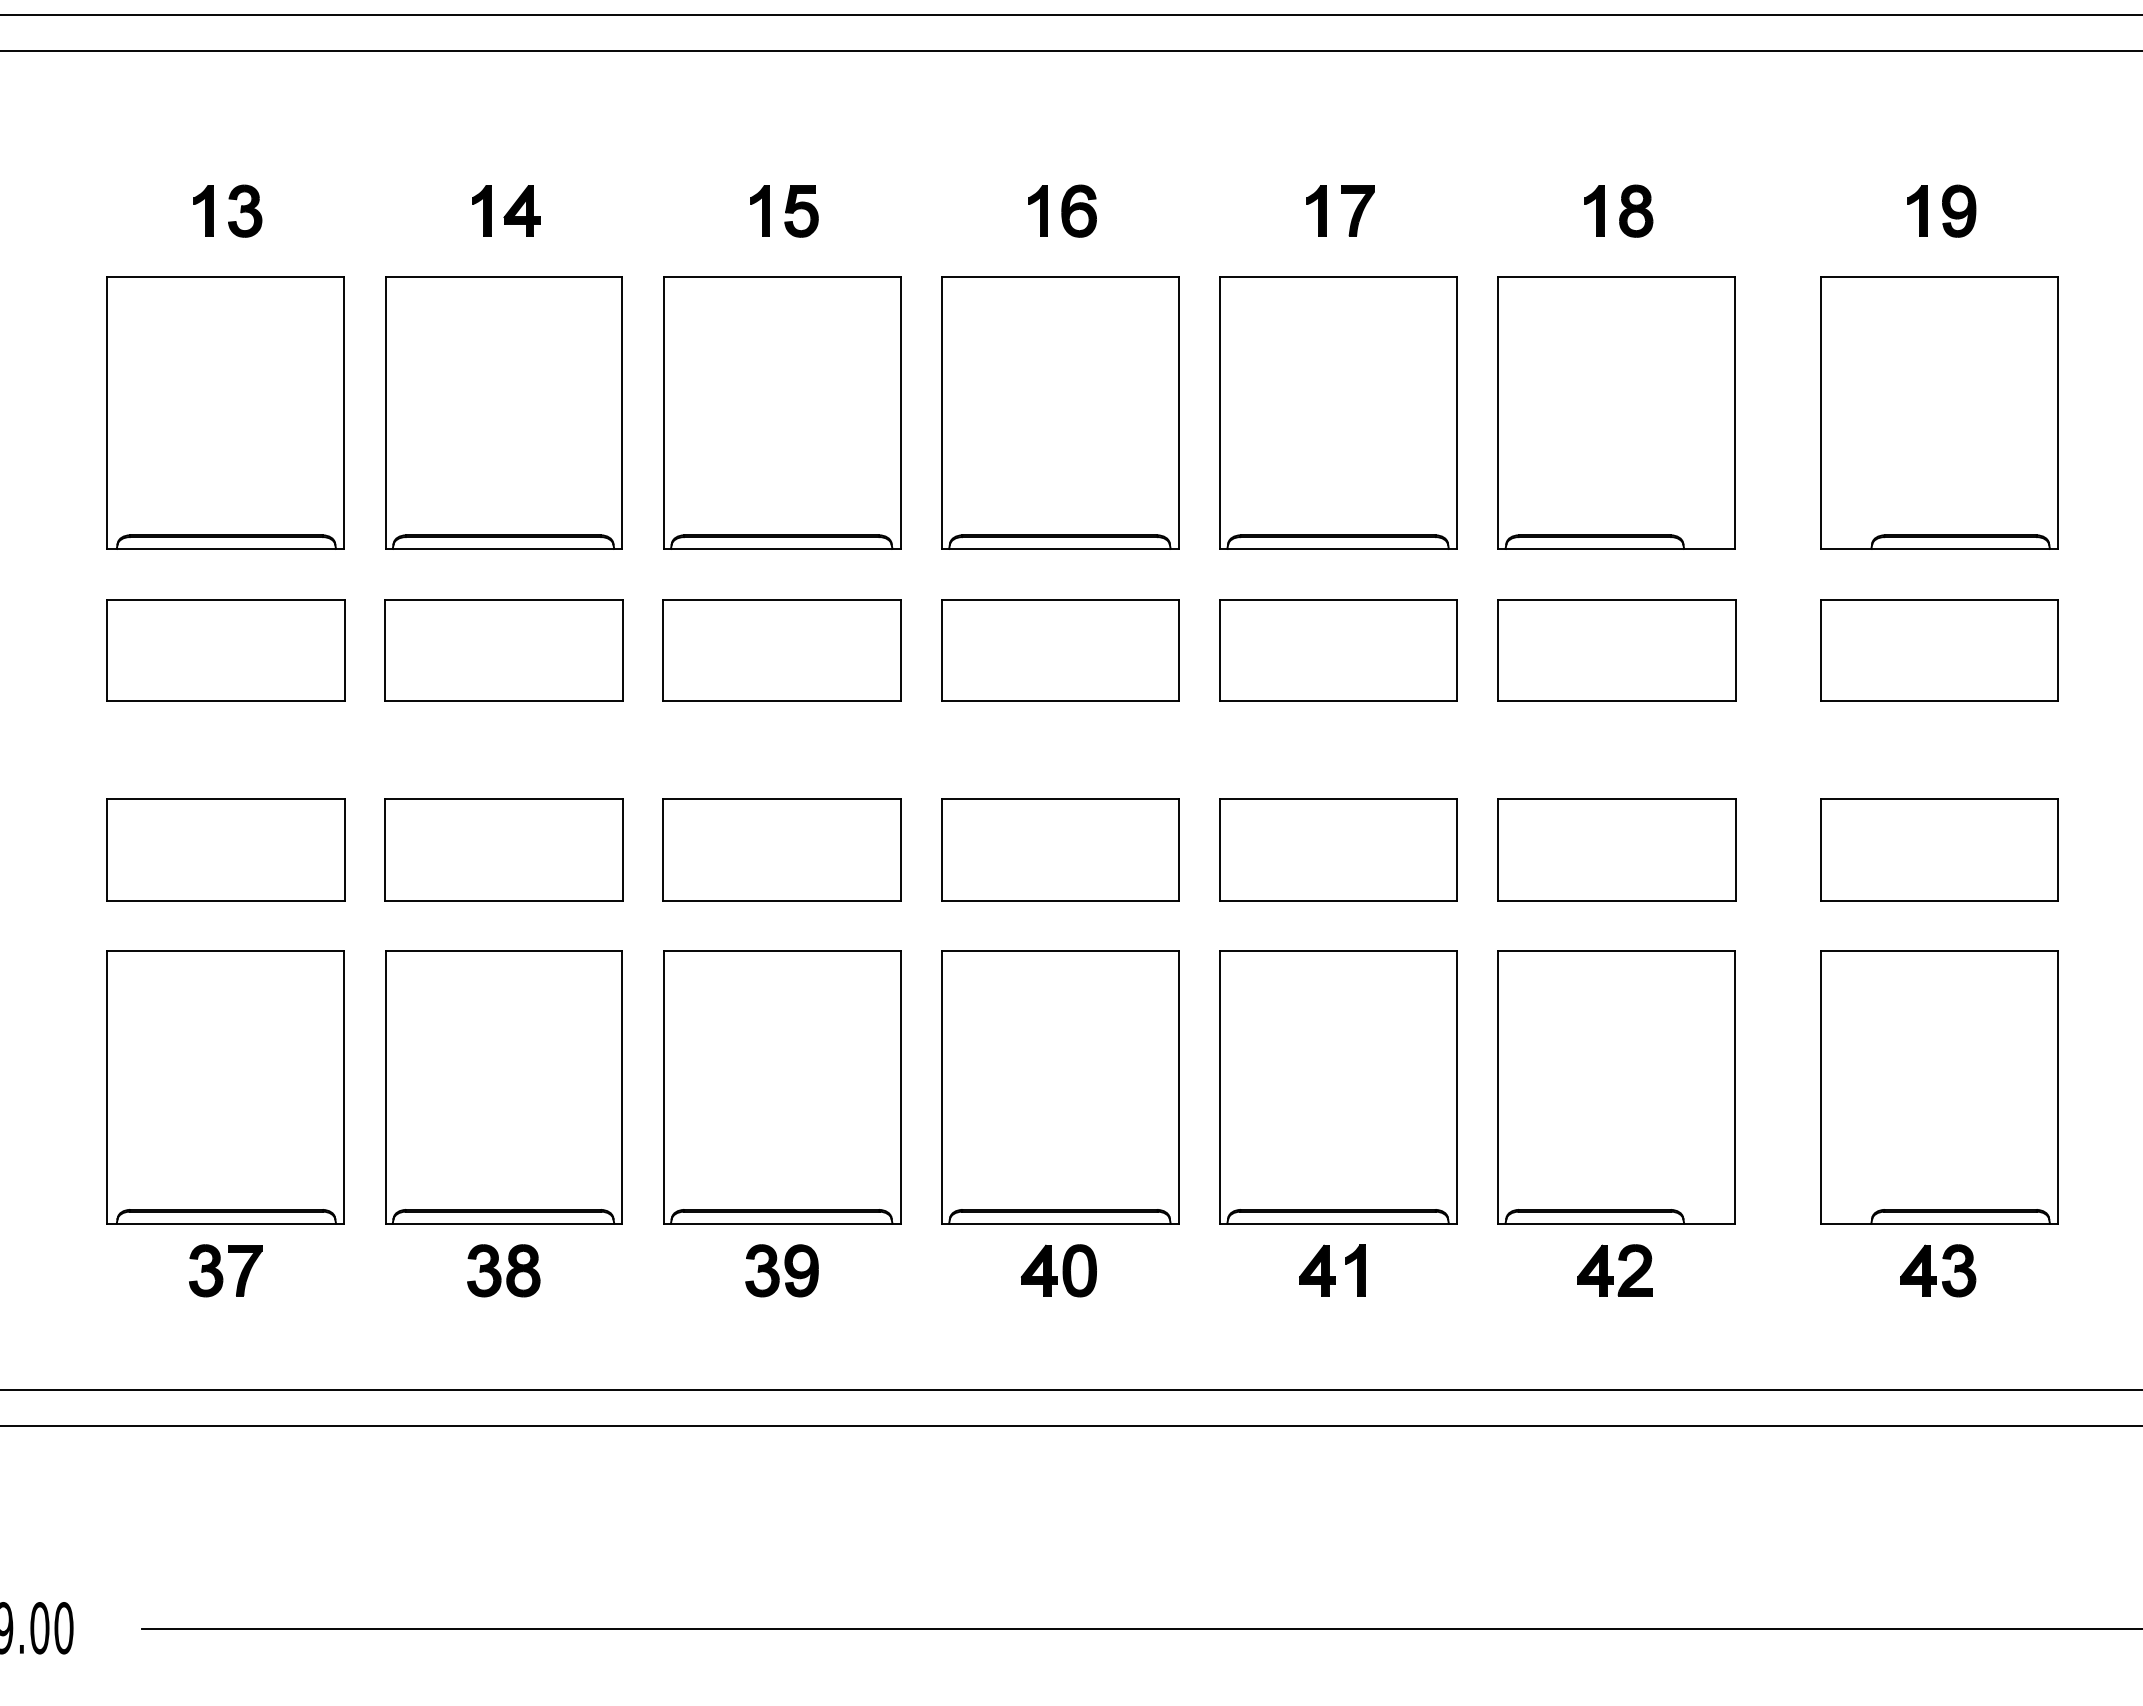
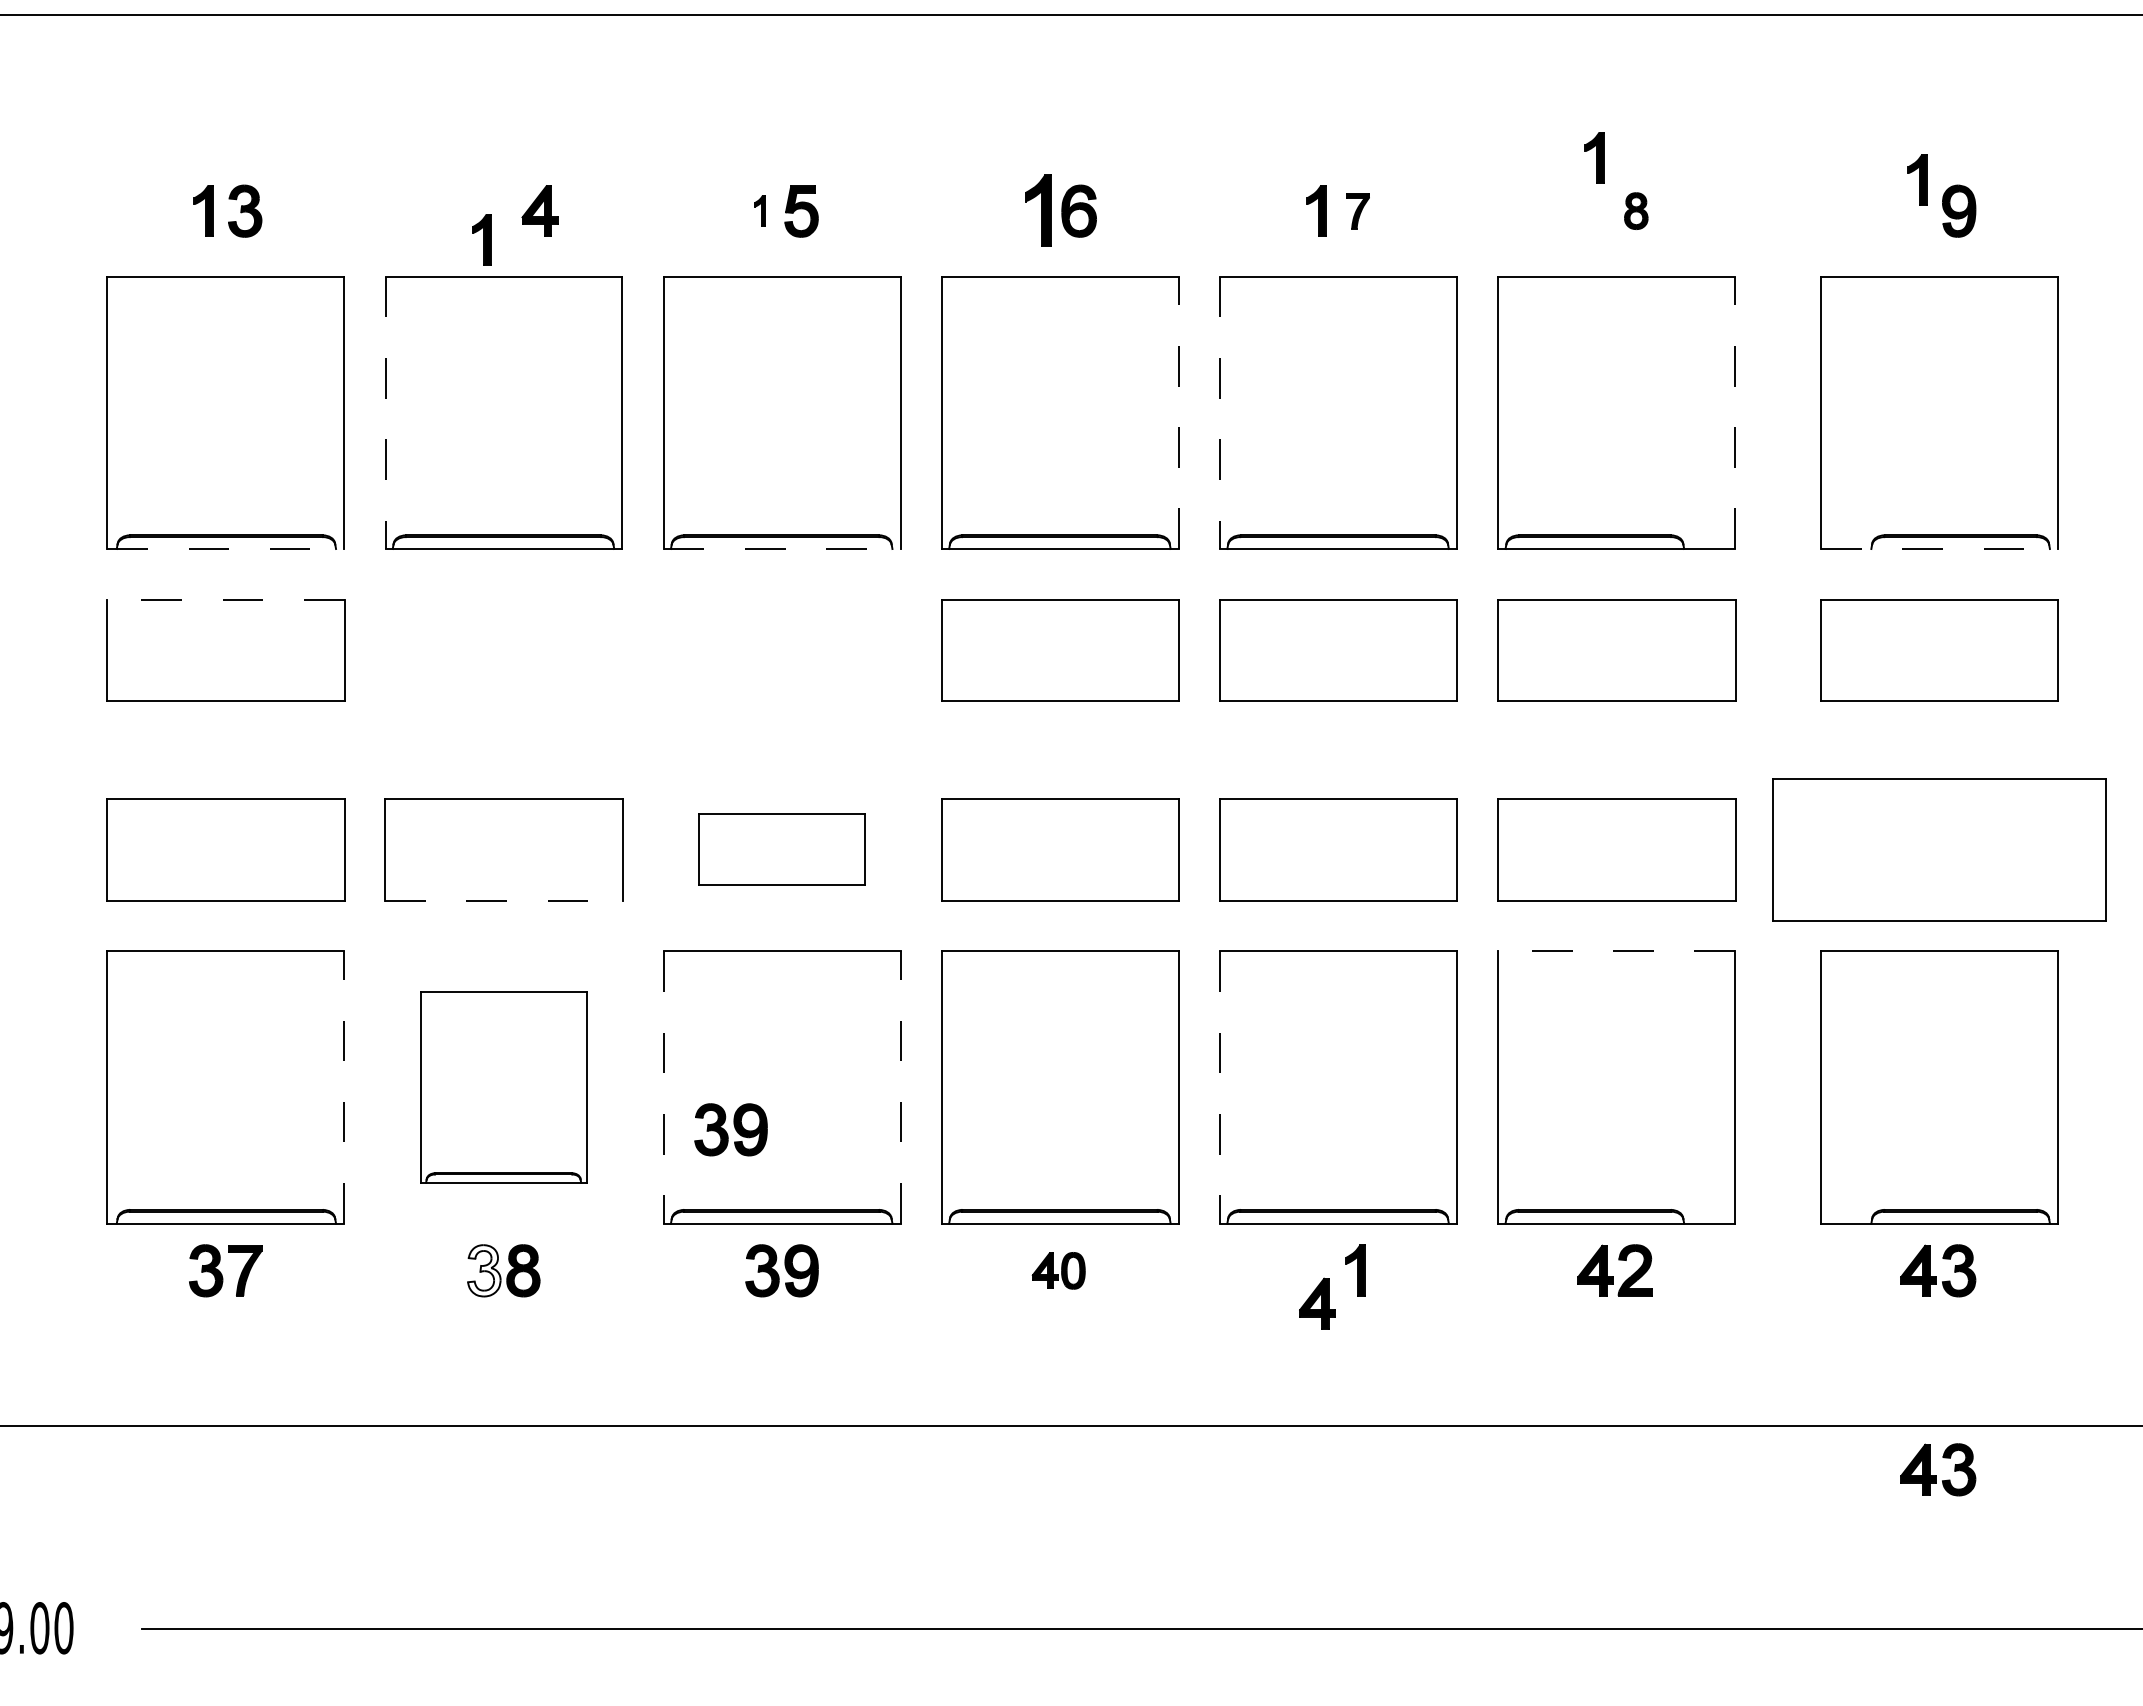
line: present -> none (1070, 51)
part position: (481, 210) -> (481, 239) (481, 239)
part position: (521, 210) -> (539, 210) (539, 210)
part size: 20x52 px -> 12x32 px (759, 210)
part size: 20x52 px -> 27x73 px (1038, 210)
part size: 34x52 px -> 24x37 px (1357, 211)
part position: (1594, 210) -> (1594, 157) (1594, 157)
part size: 35x54 px -> 25x38 px (1636, 210)
part position: (1917, 210) -> (1917, 179) (1917, 179)
line: solid -> dashed (1178, 412)
line: solid -> dashed (1735, 412)
line: solid -> dashed (385, 413)
line: solid -> dashed (1220, 413)
line: solid -> dashed (226, 549)
line: solid -> dashed (782, 549)
line: solid -> dashed (1940, 549)
line: solid -> dashed (225, 599)
part: present -> none (503, 650)
part: present -> none (781, 650)
part size: 240x104 px -> 168x73 px (781, 849)
part size: 239x104 px -> 335x144 px (1939, 849)
line: solid -> dashed (503, 900)
line: solid -> dashed (1616, 951)
line: solid -> dashed (344, 1087)
part size: 238x275 px -> 168x193 px (503, 1087)
line: solid -> dashed (900, 1087)
line: solid -> dashed (663, 1088)
line: solid -> dashed (1220, 1088)
part: none -> present (730, 1129)
fill: present -> none (484, 1270)
part size: 77x54 px -> 55x38 px (1058, 1270)
part position: (1317, 1270) -> (1317, 1303) (1317, 1303)
line: present -> none (1070, 1389)
part: none -> present (1936, 1475)
